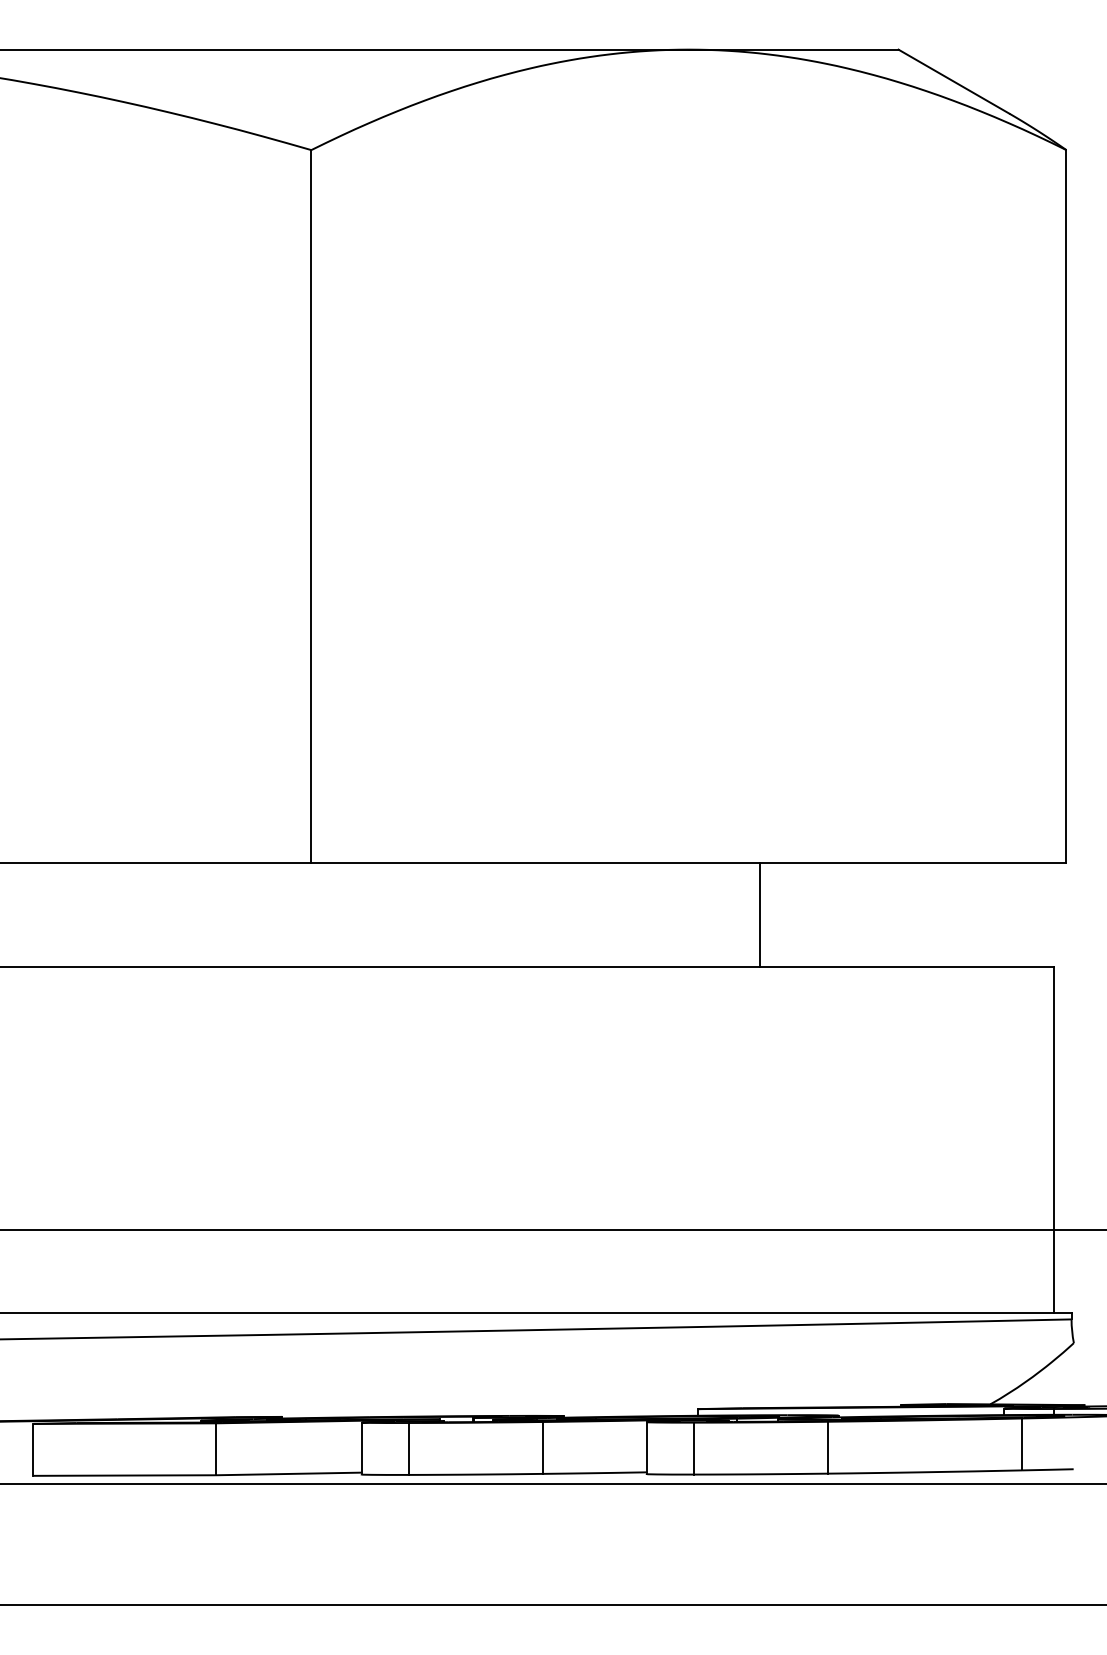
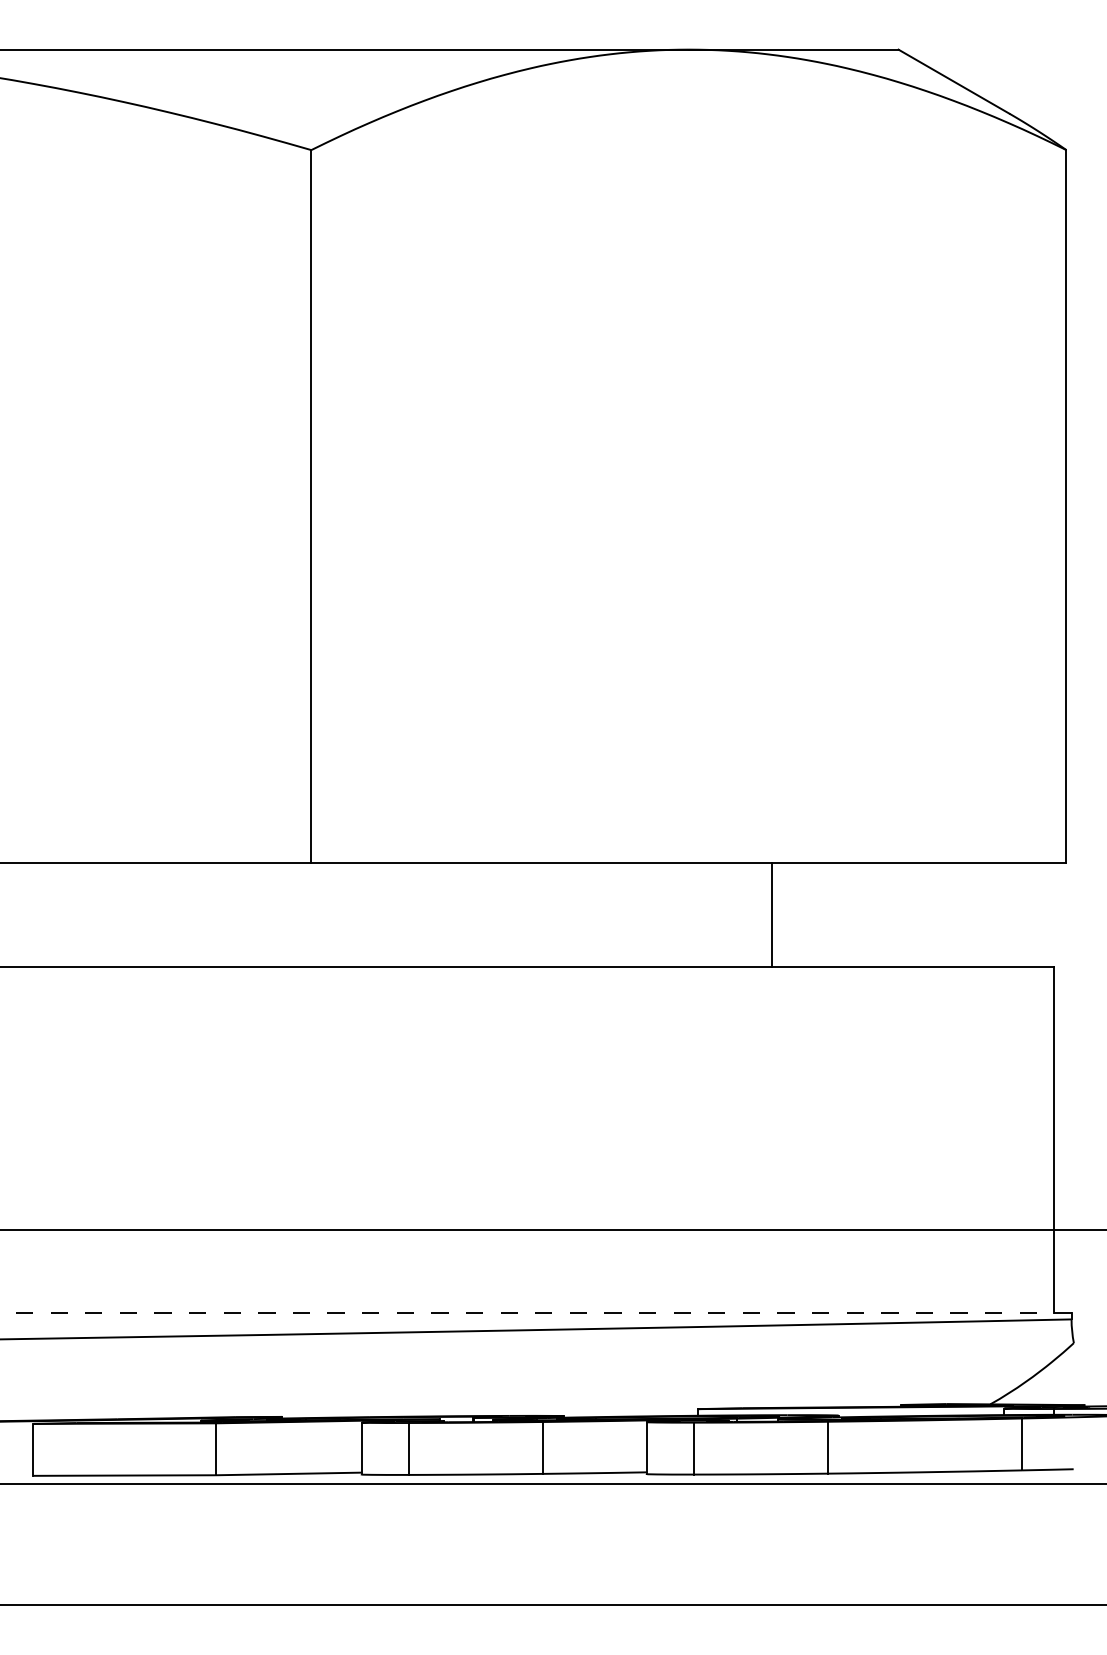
line position: (760, 914) -> (772, 914) (772, 914)
line: solid -> dashed (535, 1312)
